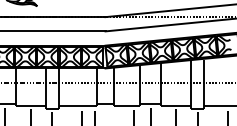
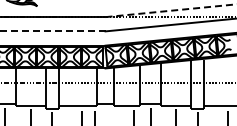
line: solid -> dashed (171, 10)
line: solid -> dashed (52, 31)
